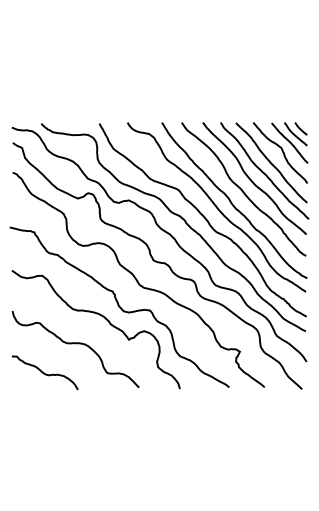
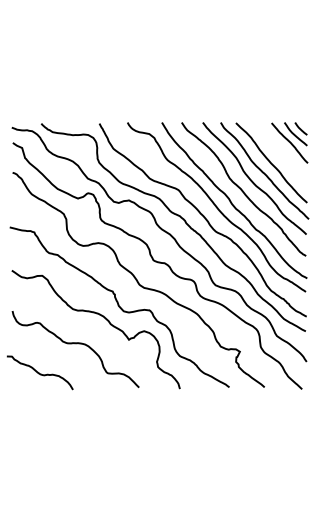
curve: present -> none (281, 151)
curve position: (44, 372) -> (39, 372) (39, 372)
